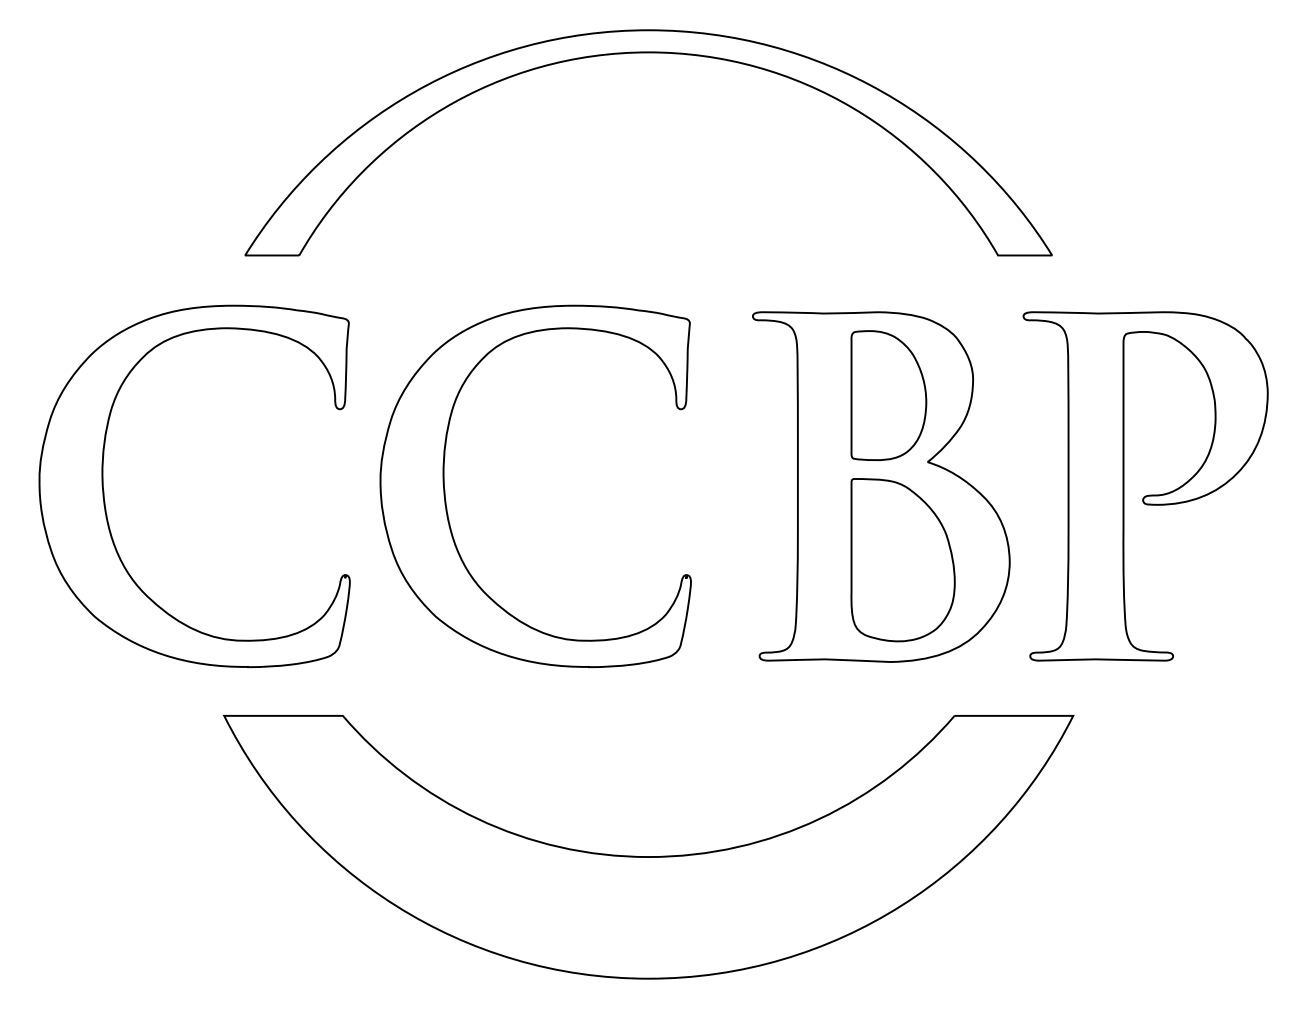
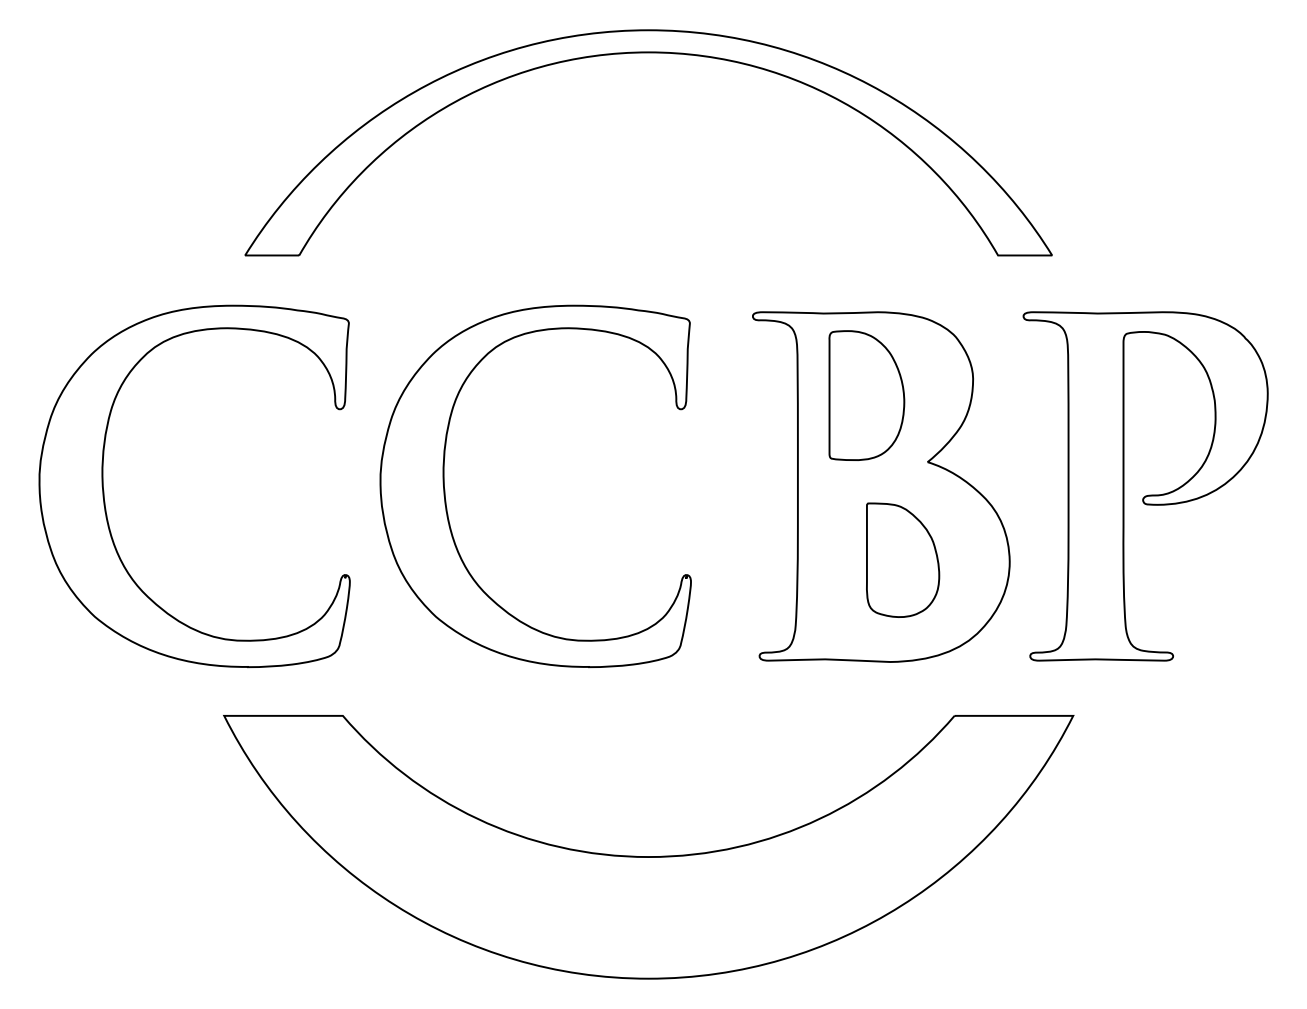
part position: (888, 395) -> (866, 395) (866, 395)
part size: 106x165 px -> 75x116 px (903, 559)
